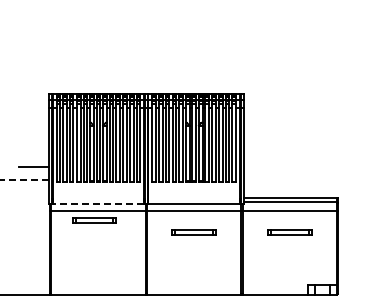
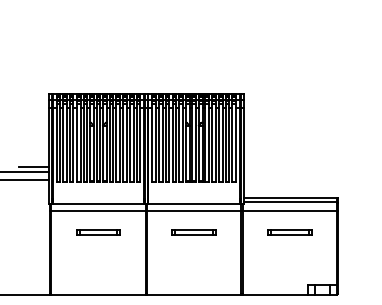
line: none -> present (25, 171)
line: dashed -> solid (24, 179)
line: dashed -> solid (98, 204)
part position: (94, 220) -> (98, 232) (98, 232)
